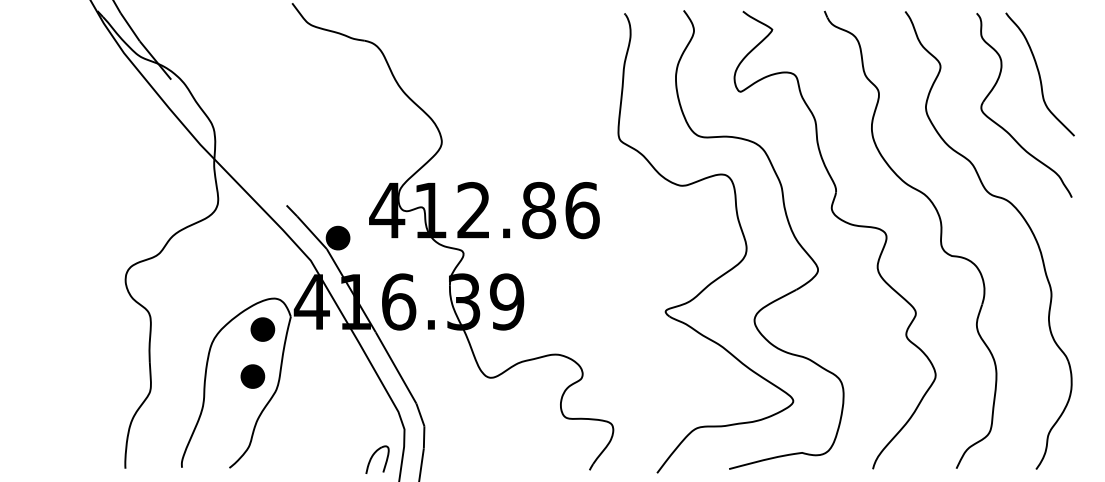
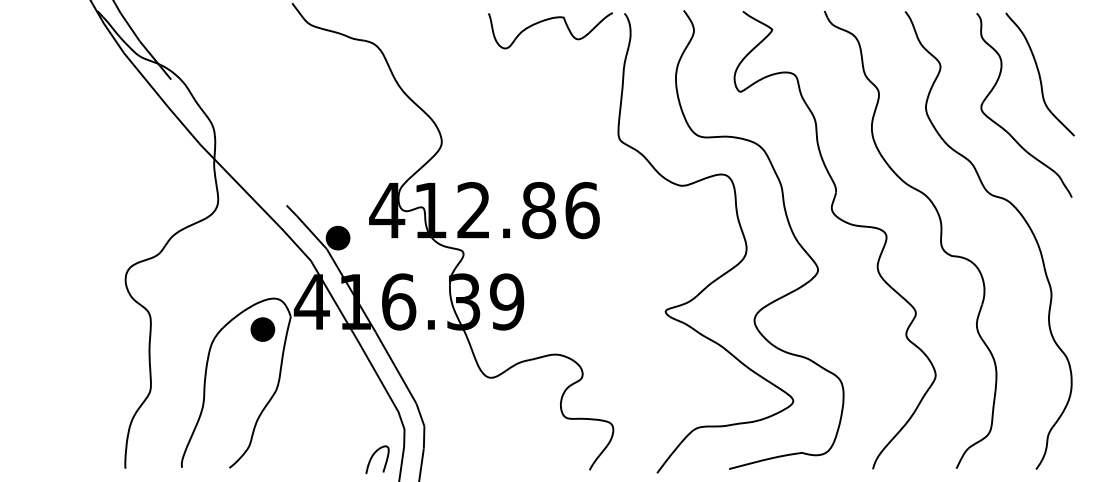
curve: none -> present (548, 20)
part: present -> none (252, 376)
